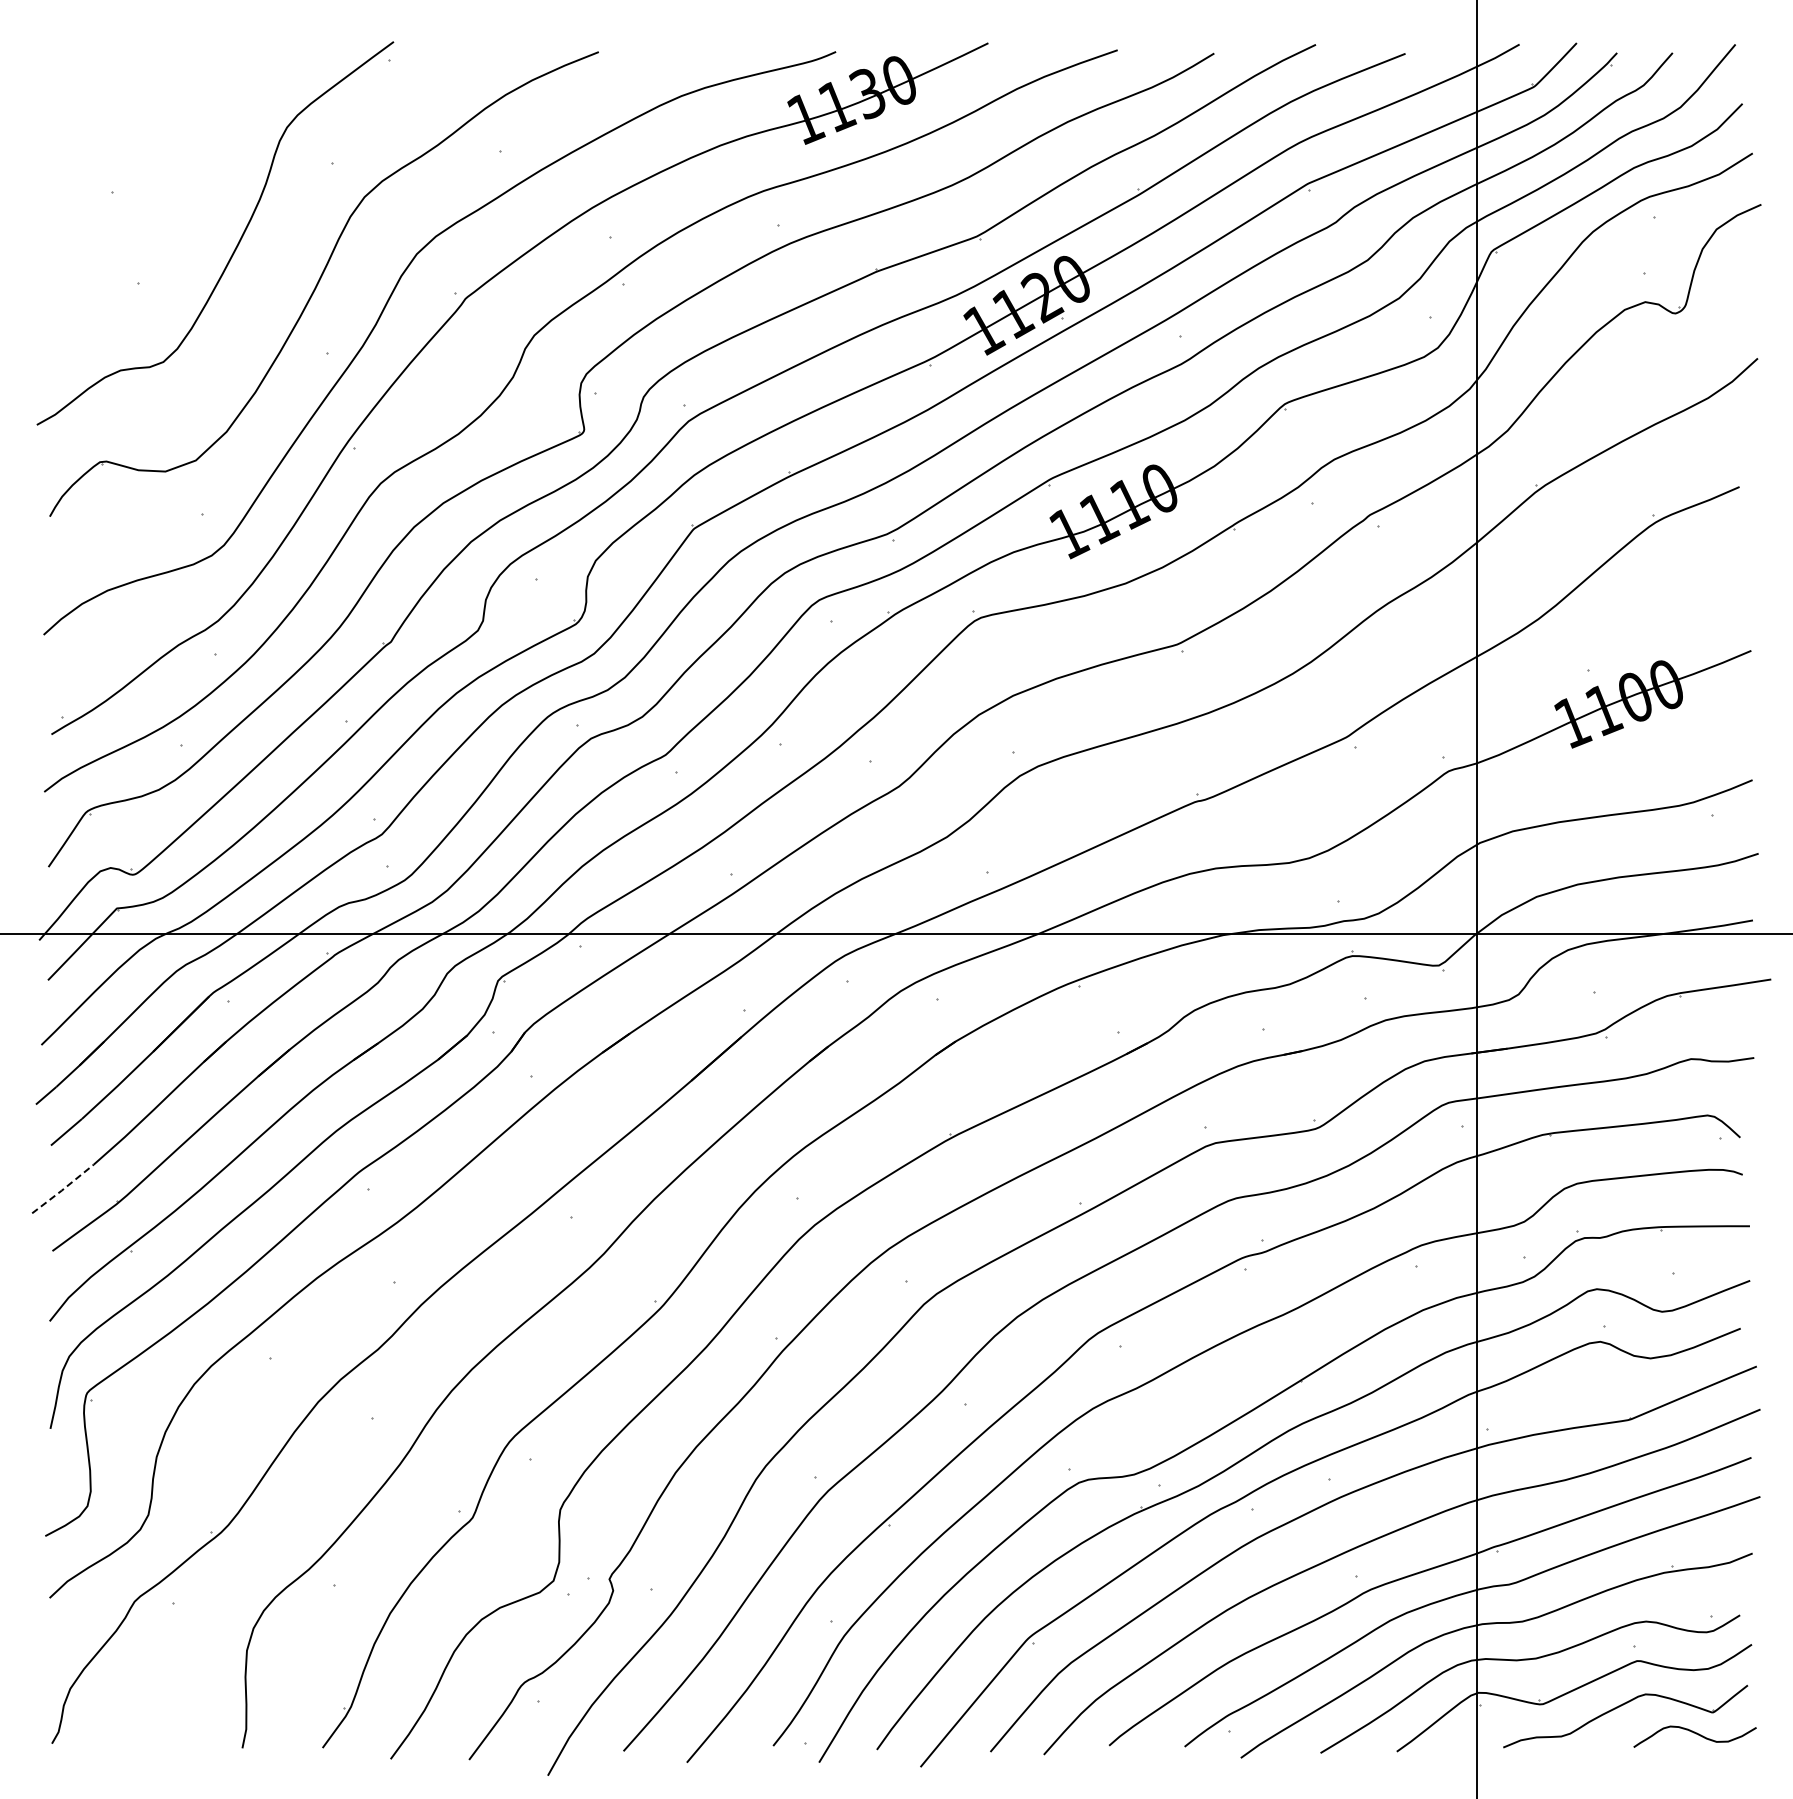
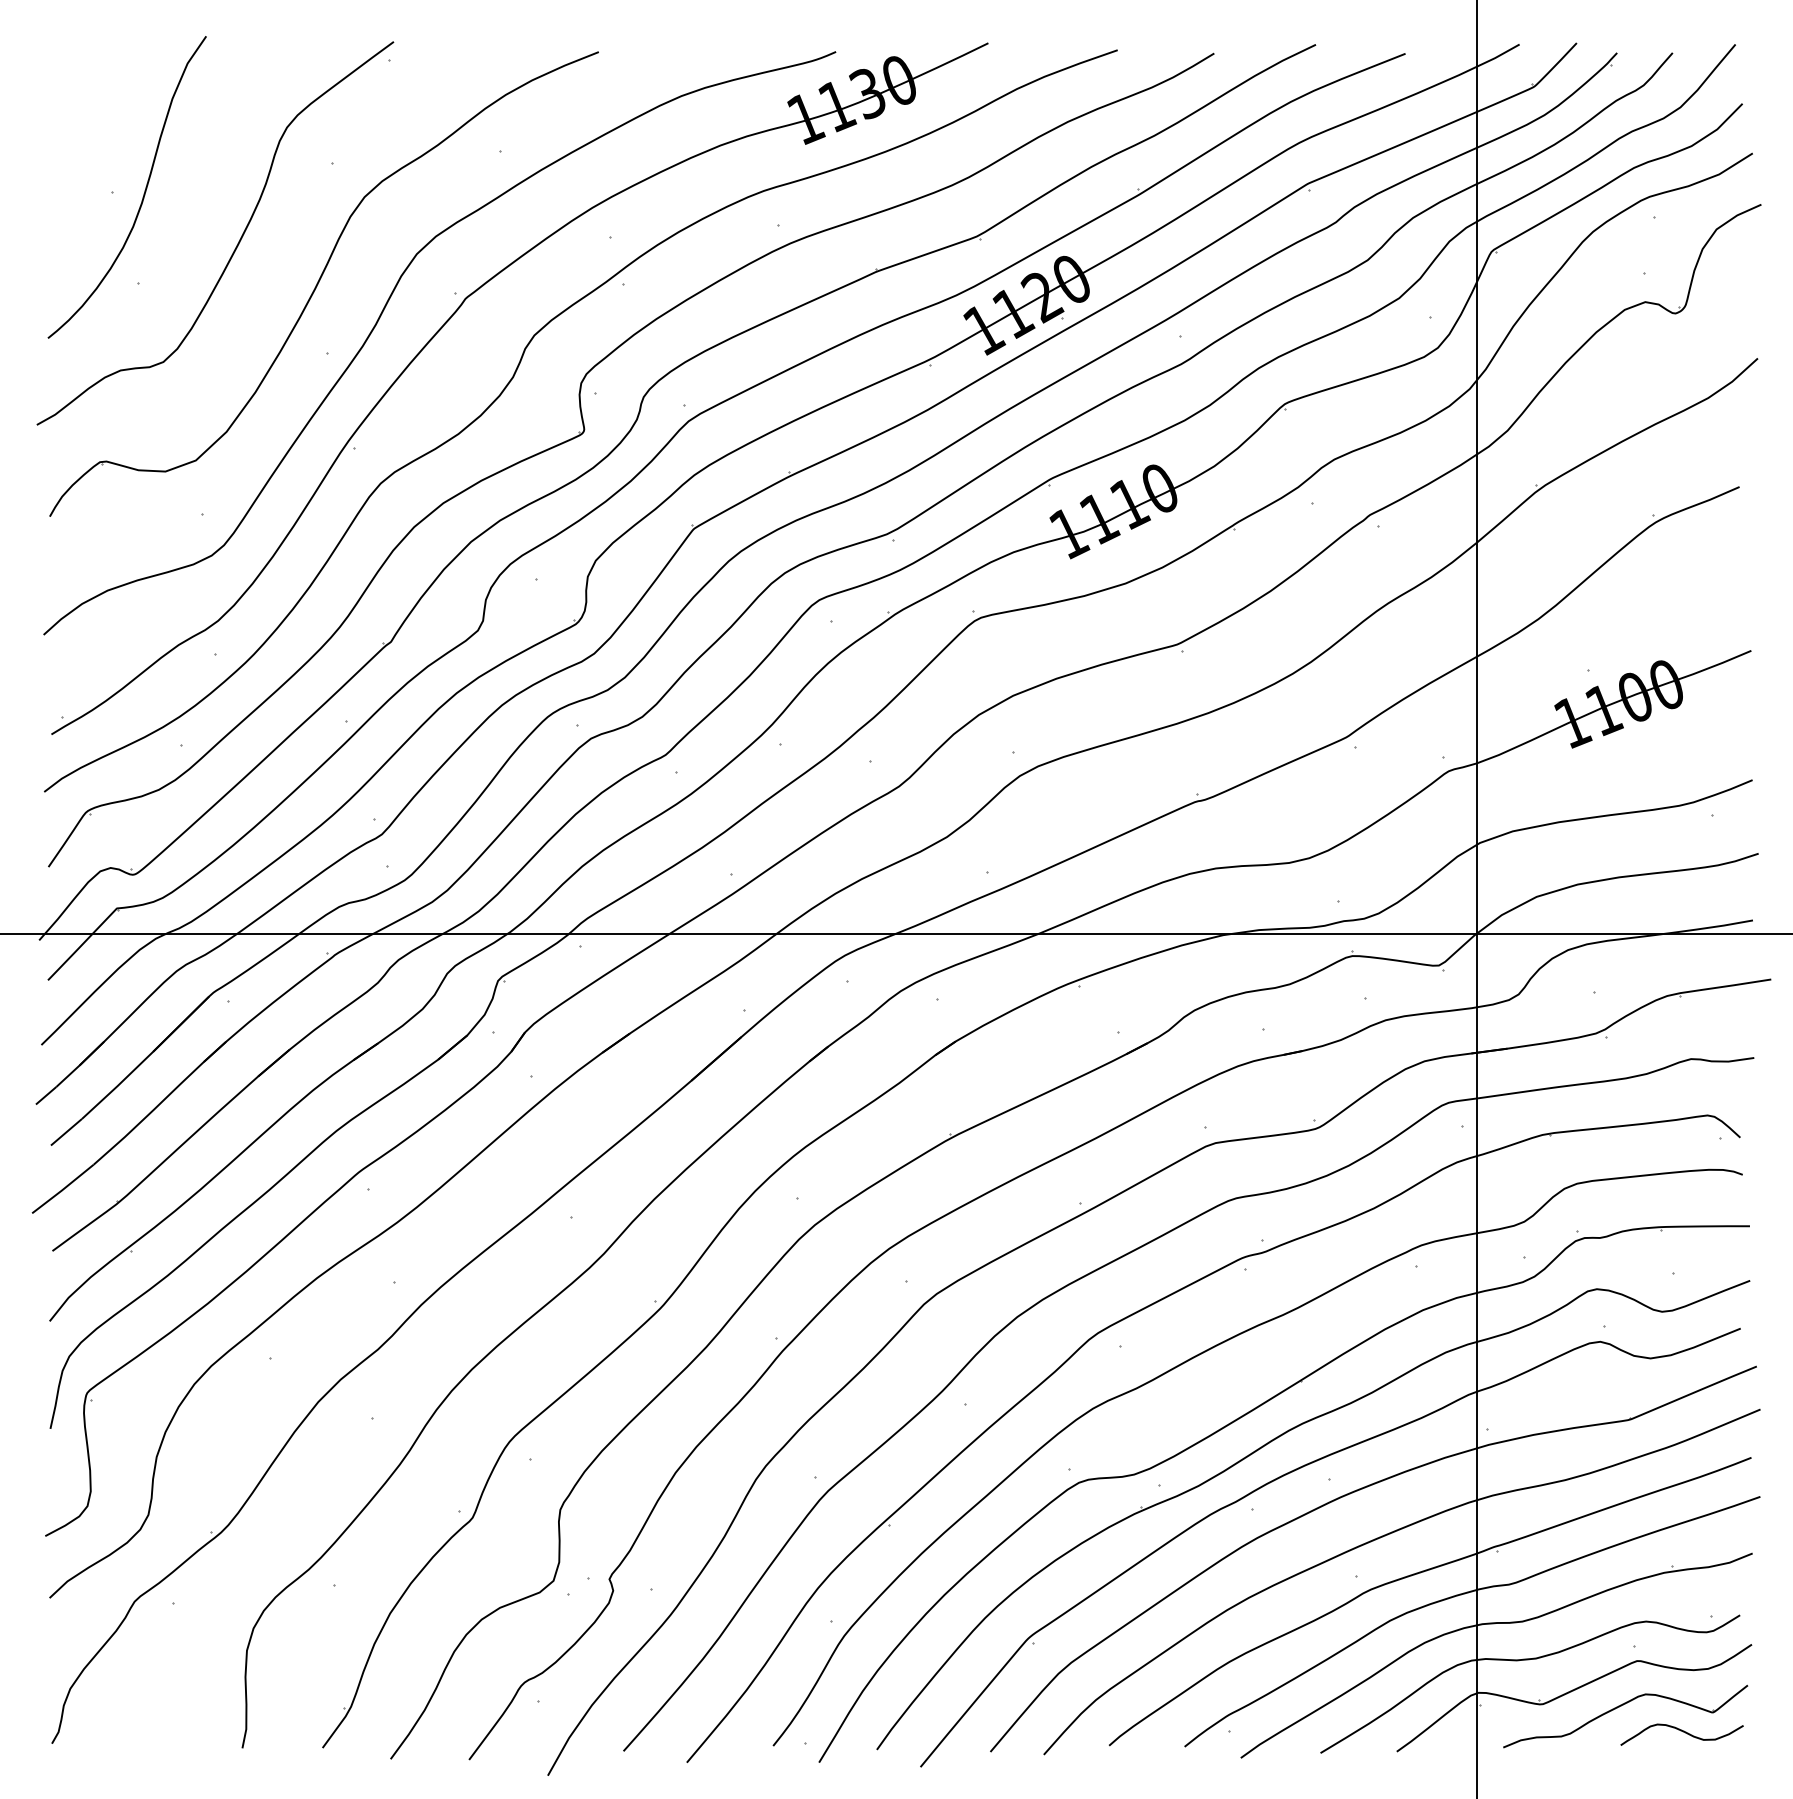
curve: none -> present (143, 193)
line: dashed -> solid (63, 1189)
curve position: (1696, 1734) -> (1683, 1732) (1683, 1732)
